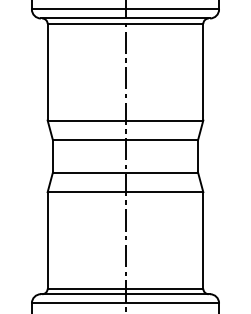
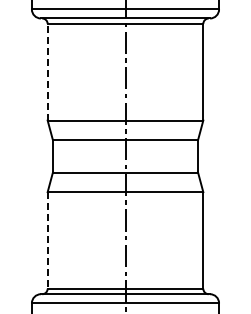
line: solid -> dashed (47, 71)
line: solid -> dashed (47, 240)
